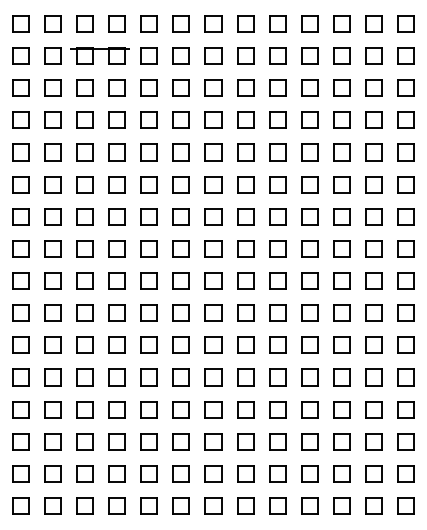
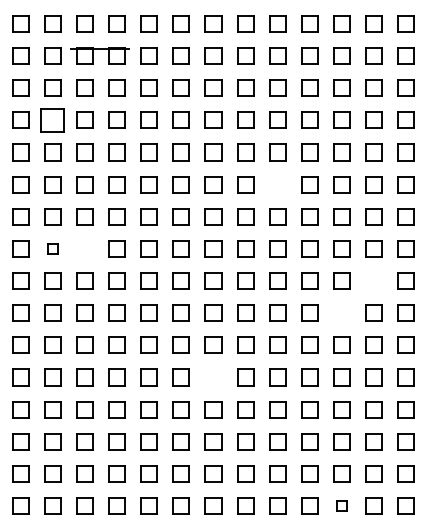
part size: 18x18 px -> 25x25 px (52, 120)
part: present -> none (277, 184)
part size: 18x18 px -> 12x12 px (52, 248)
part: present -> none (84, 248)
part: present -> none (373, 280)
part: present -> none (341, 312)
part: present -> none (213, 377)
part size: 18x18 px -> 12x12 px (341, 505)
